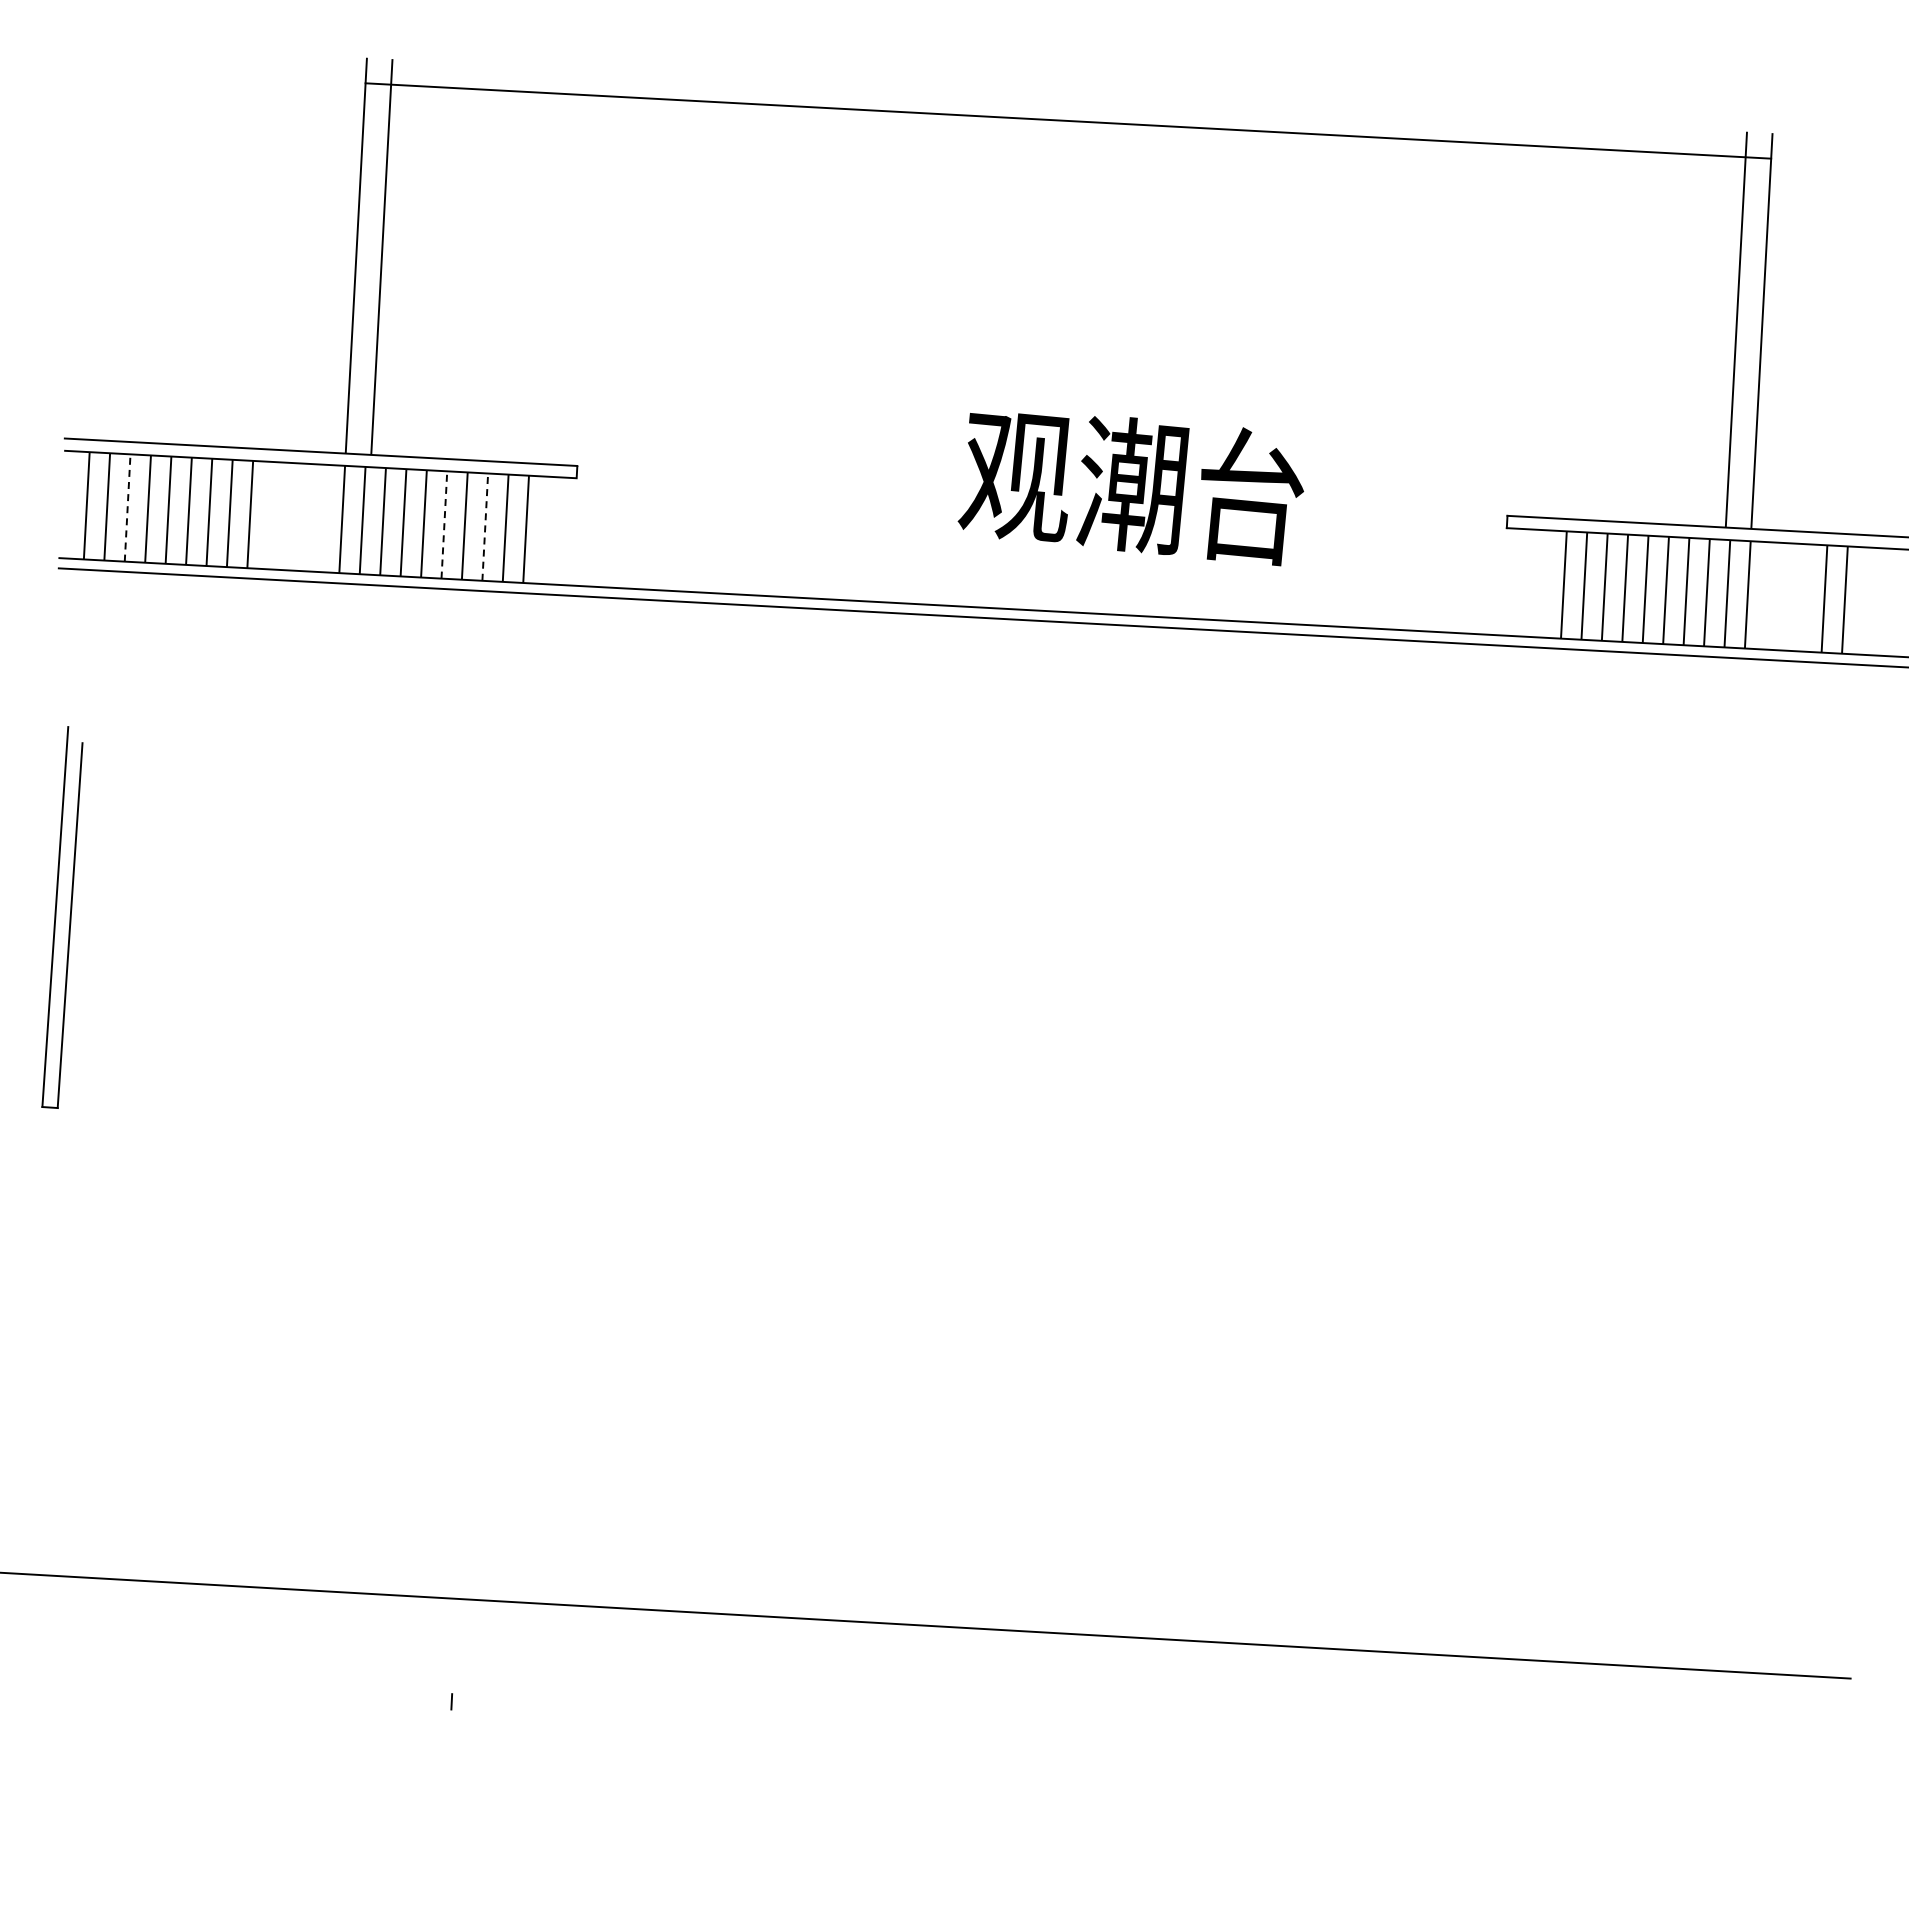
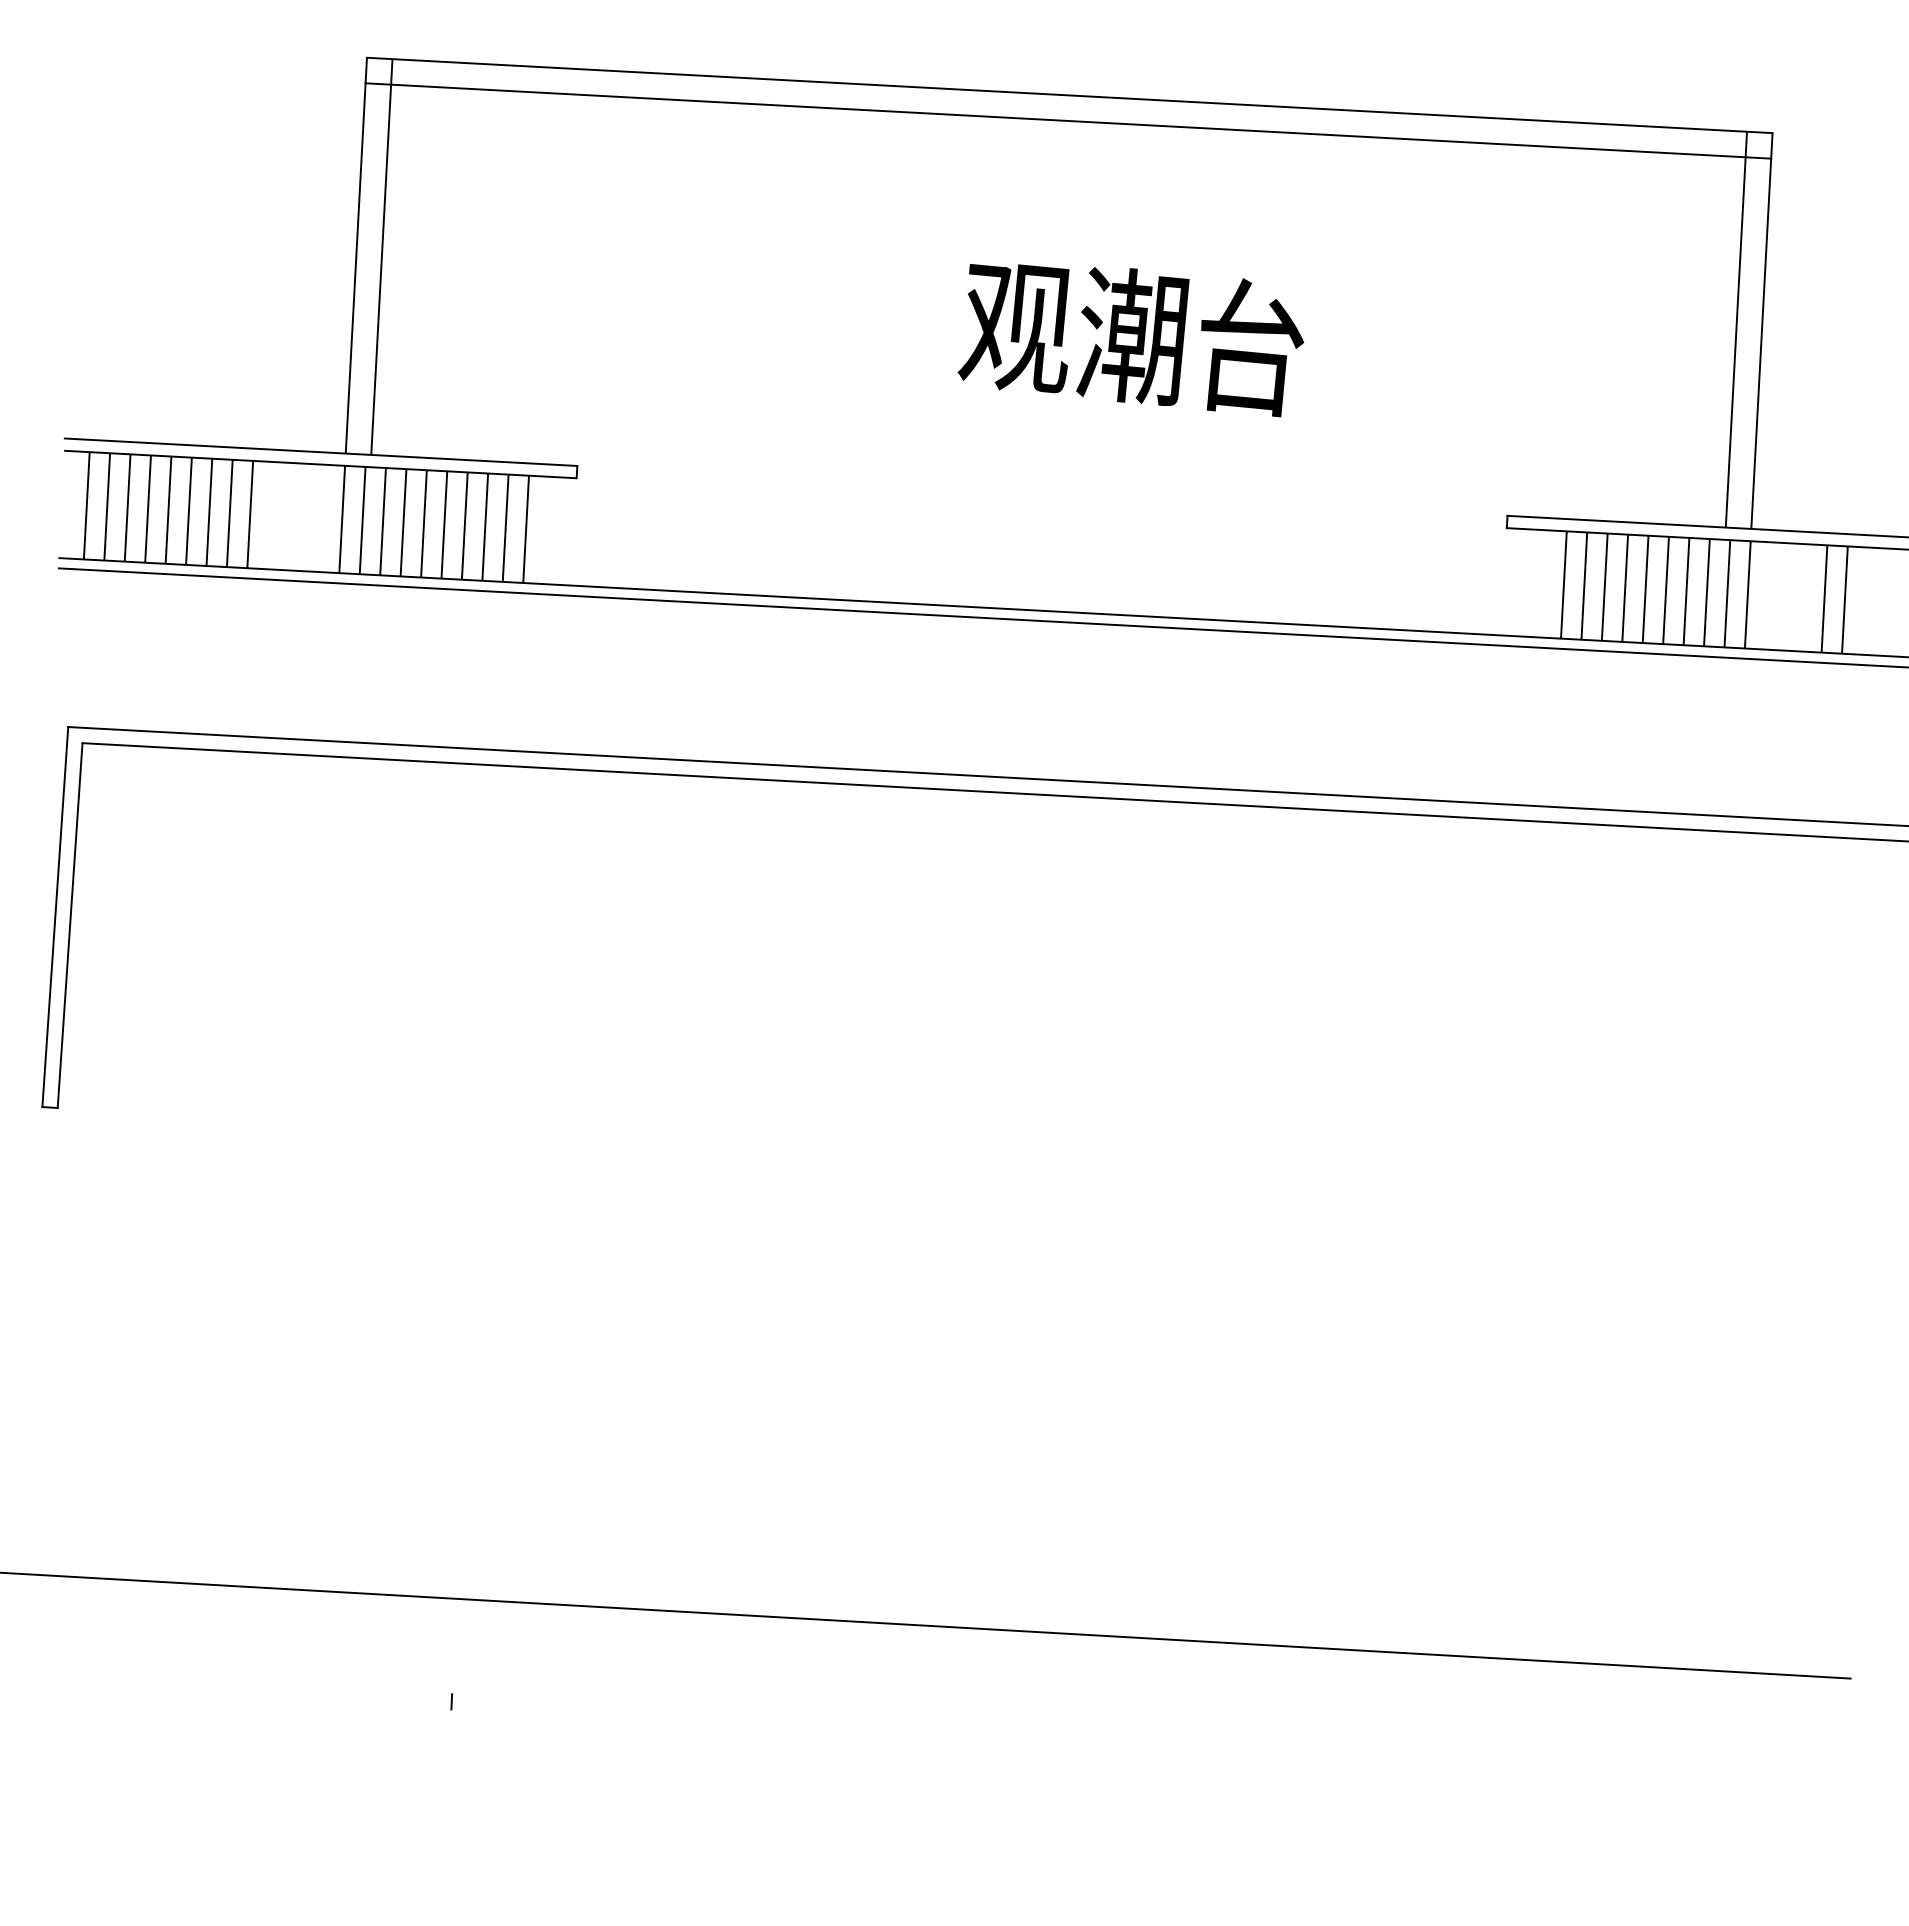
line: none -> present (1069, 95)
text position: (1130, 489) -> (1130, 340) (1130, 340)
line: dashed -> solid (127, 507)
line: dashed -> solid (444, 524)
line: dashed -> solid (485, 527)
line: none -> present (986, 776)
line: none -> present (993, 792)
